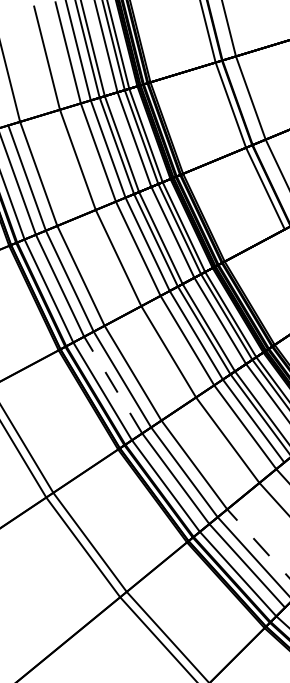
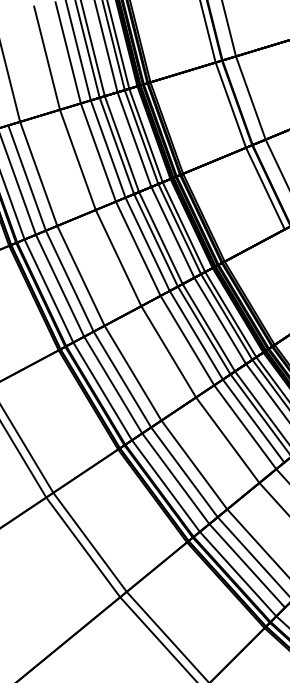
line: dashed -> solid (112, 384)
line: dashed -> solid (258, 543)
